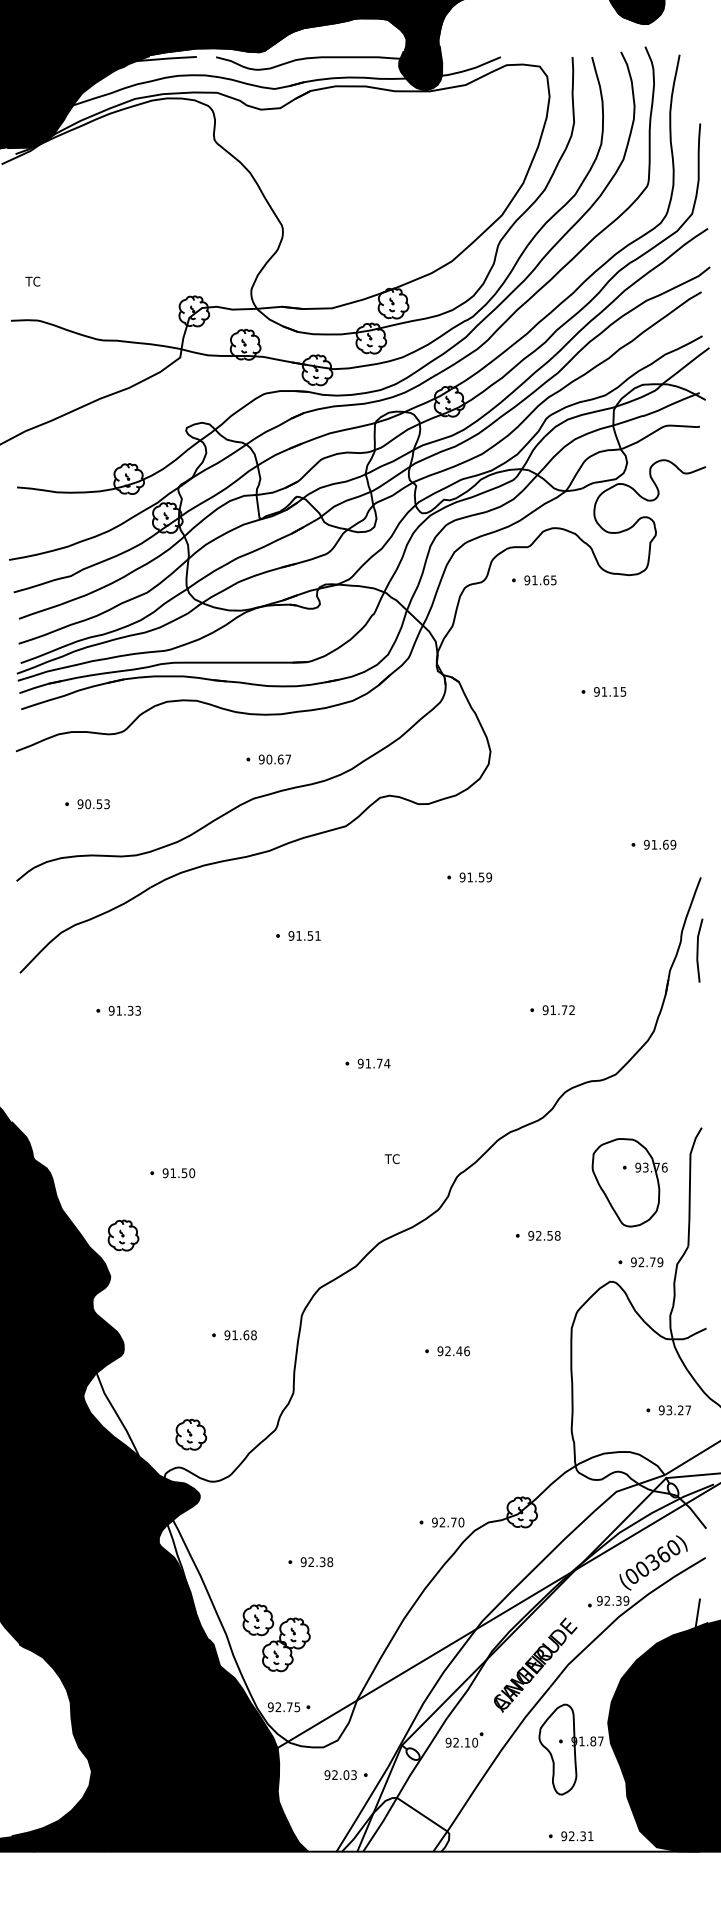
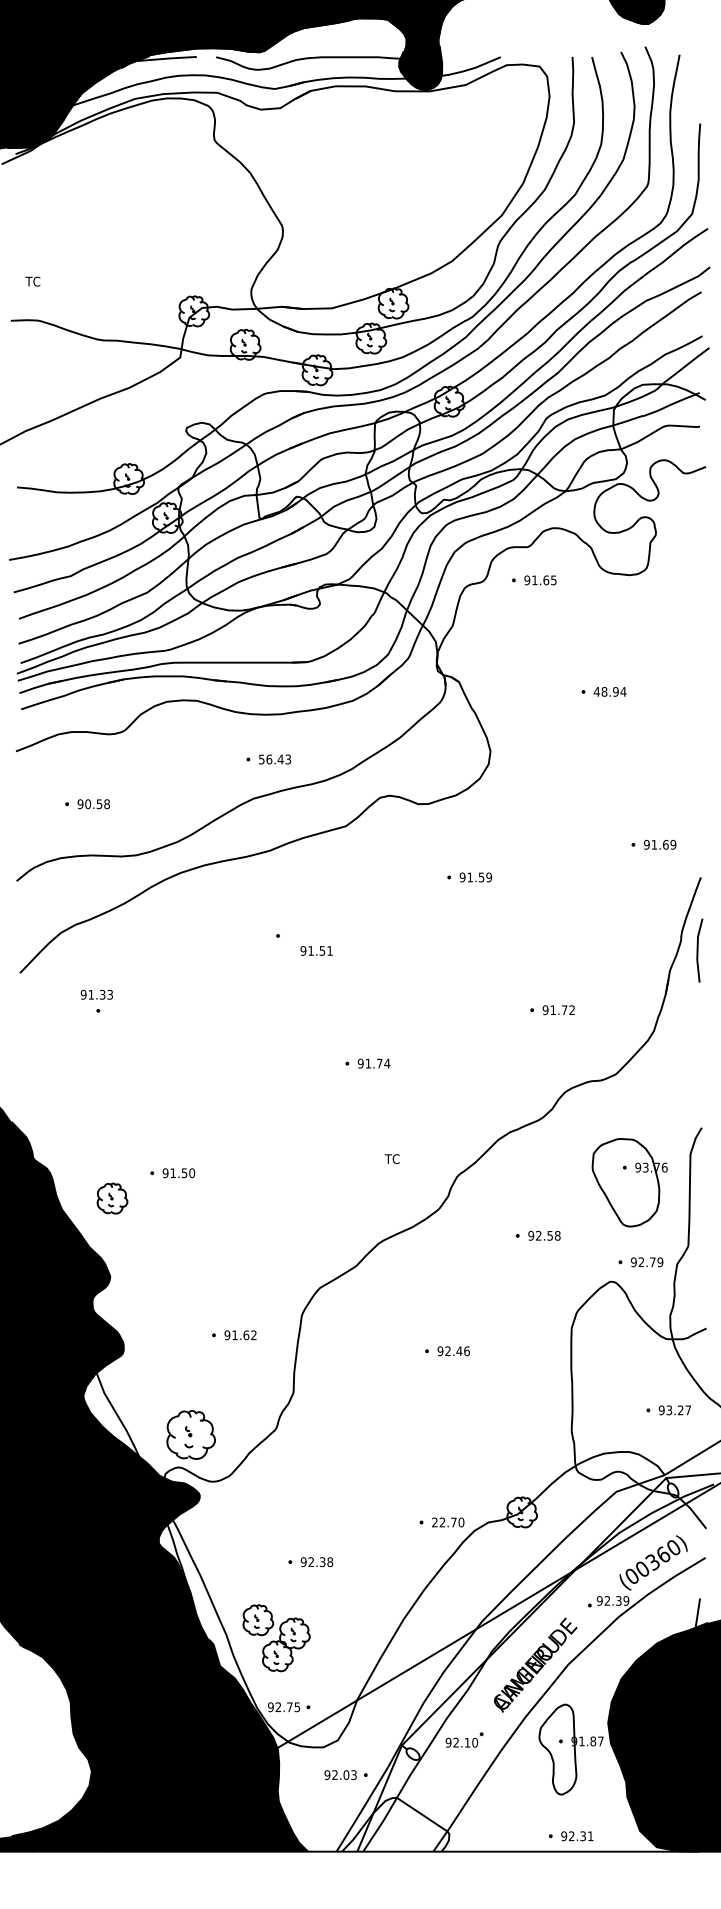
text: 91.15 -> 48.94 (609, 691)
text: 90.67 -> 56.43 (274, 759)
text: 90.53 -> 90.58 (106, 804)
text position: (304, 935) -> (316, 950) (316, 950)
text position: (124, 1010) -> (96, 994) (96, 994)
part position: (123, 1235) -> (112, 1198) (112, 1198)
text: 91.68 -> 91.62 (253, 1335)
part size: 33x33 px -> 50x50 px (190, 1434)
text: 92.70 -> 22.70 (434, 1522)
